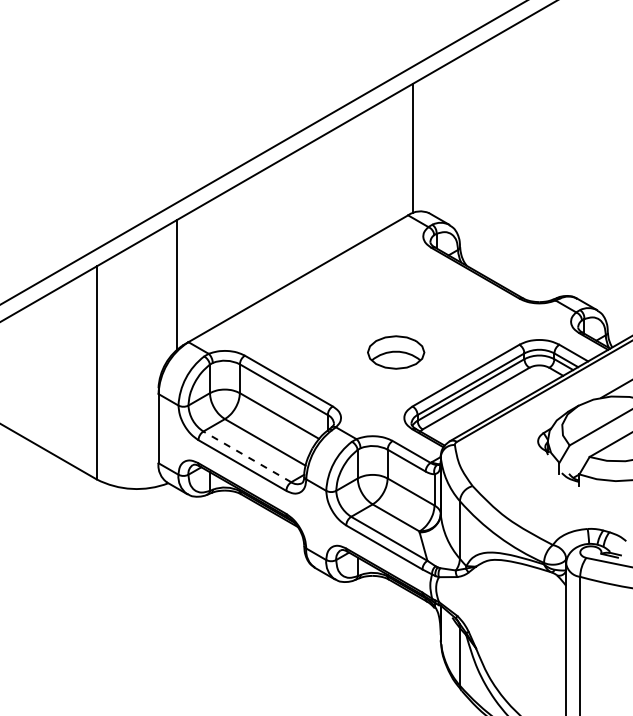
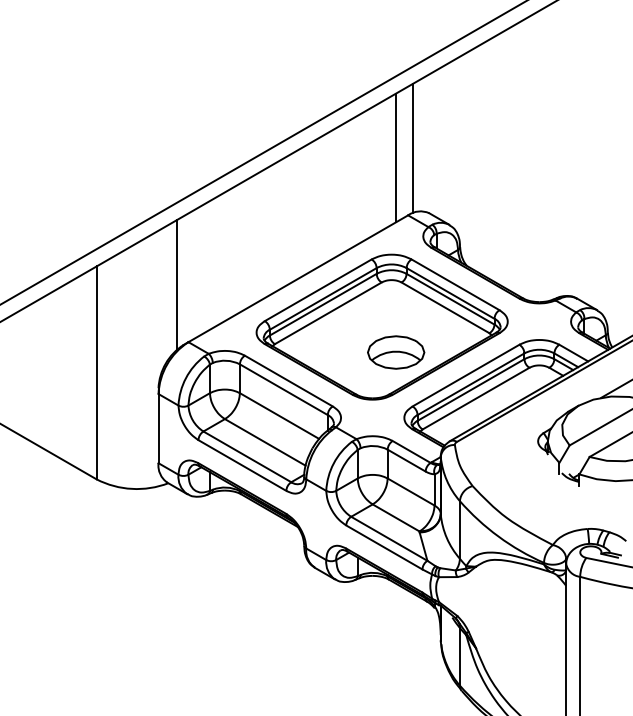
line: none -> present (396, 157)
part: none -> present (381, 326)
line: dashed -> solid (247, 456)
